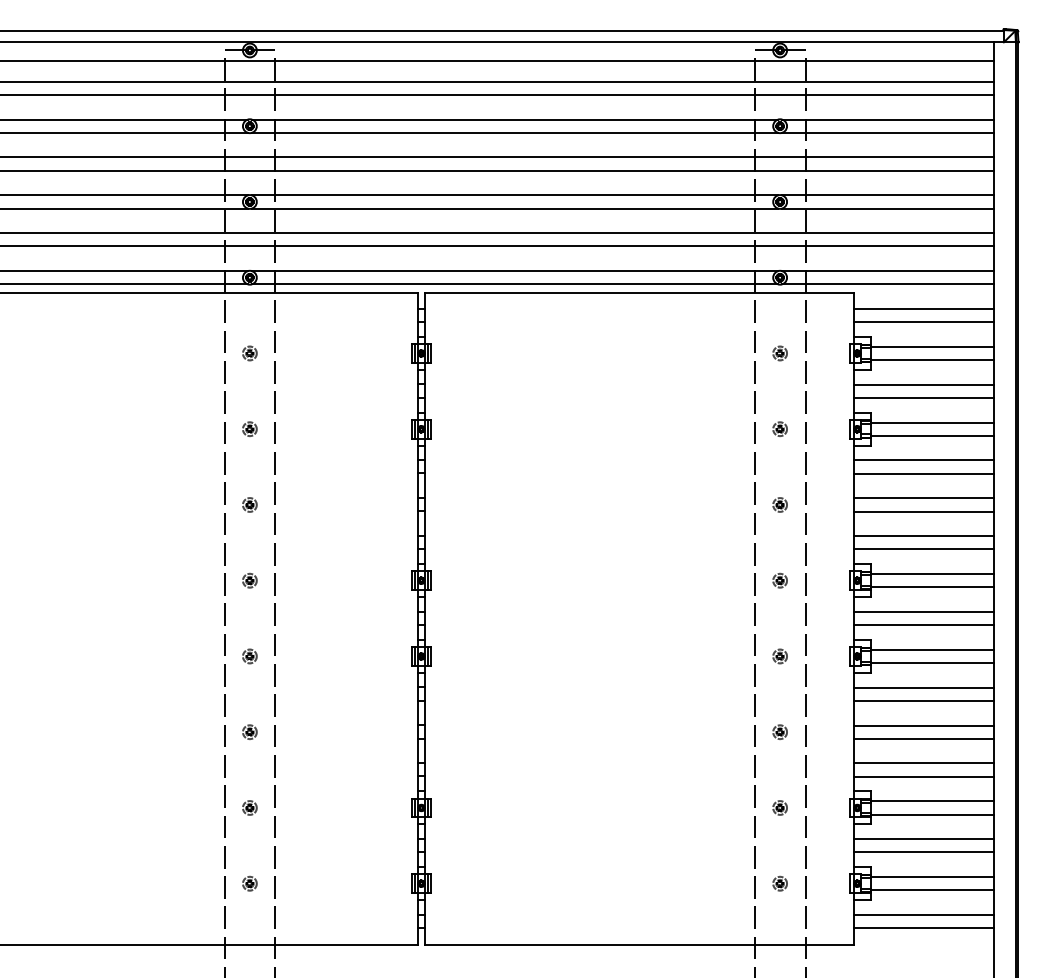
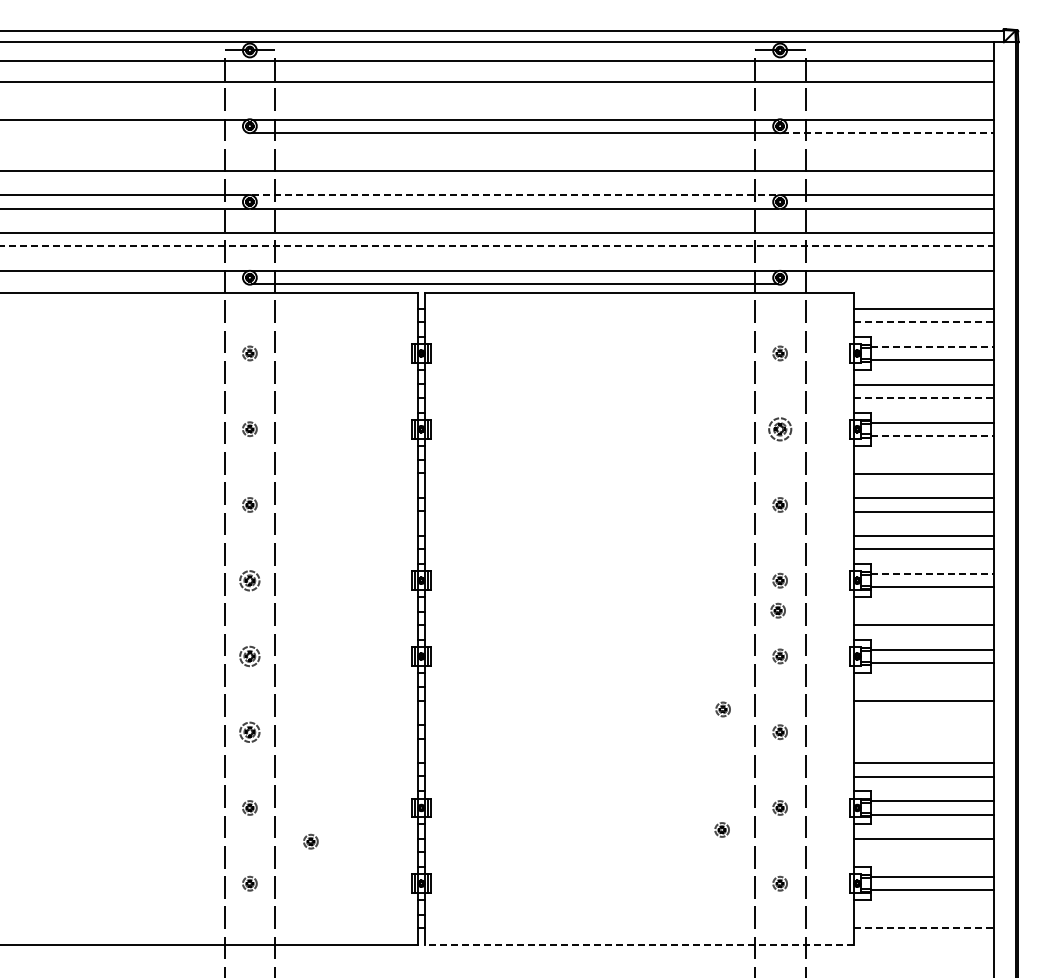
line: present -> none (497, 94)
line: present -> none (124, 132)
line: solid -> dashed (887, 132)
line: present -> none (497, 157)
line: solid -> dashed (515, 195)
line: solid -> dashed (497, 246)
line: present -> none (124, 284)
line: present -> none (887, 284)
line: solid -> dashed (923, 322)
line: solid -> dashed (932, 346)
line: solid -> dashed (923, 397)
part size: 16x16 px -> 25x25 px (780, 429)
line: solid -> dashed (932, 435)
line: present -> none (923, 460)
line: solid -> dashed (932, 574)
part size: 16x17 px -> 22x22 px (249, 580)
part: none -> present (777, 610)
line: present -> none (923, 611)
part size: 16x17 px -> 22x23 px (249, 656)
line: present -> none (923, 687)
part: none -> present (722, 709)
line: present -> none (923, 725)
part size: 16x16 px -> 22x22 px (249, 731)
line: present -> none (923, 738)
part: none -> present (721, 829)
part: none -> present (310, 841)
line: present -> none (923, 852)
line: present -> none (923, 914)
line: solid -> dashed (923, 928)
line: solid -> dashed (639, 944)
